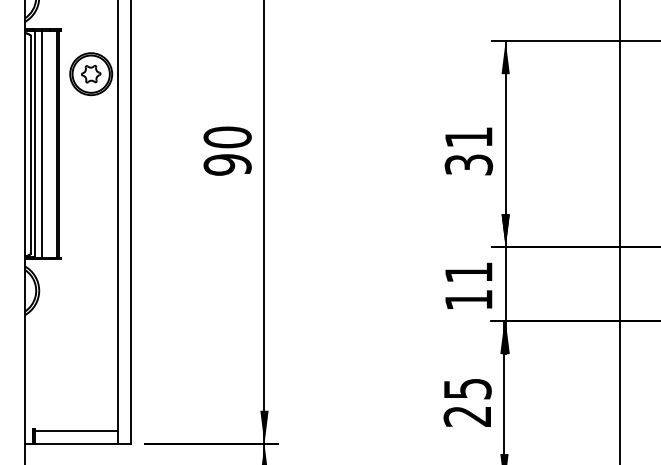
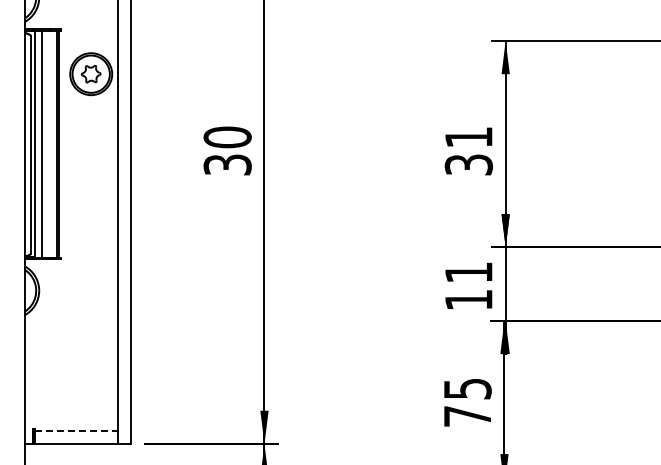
text: 90 -> 30 (227, 164)
line: present -> none (620, 231)
text: 25 -> 75 (466, 416)
line: solid -> dashed (76, 430)
